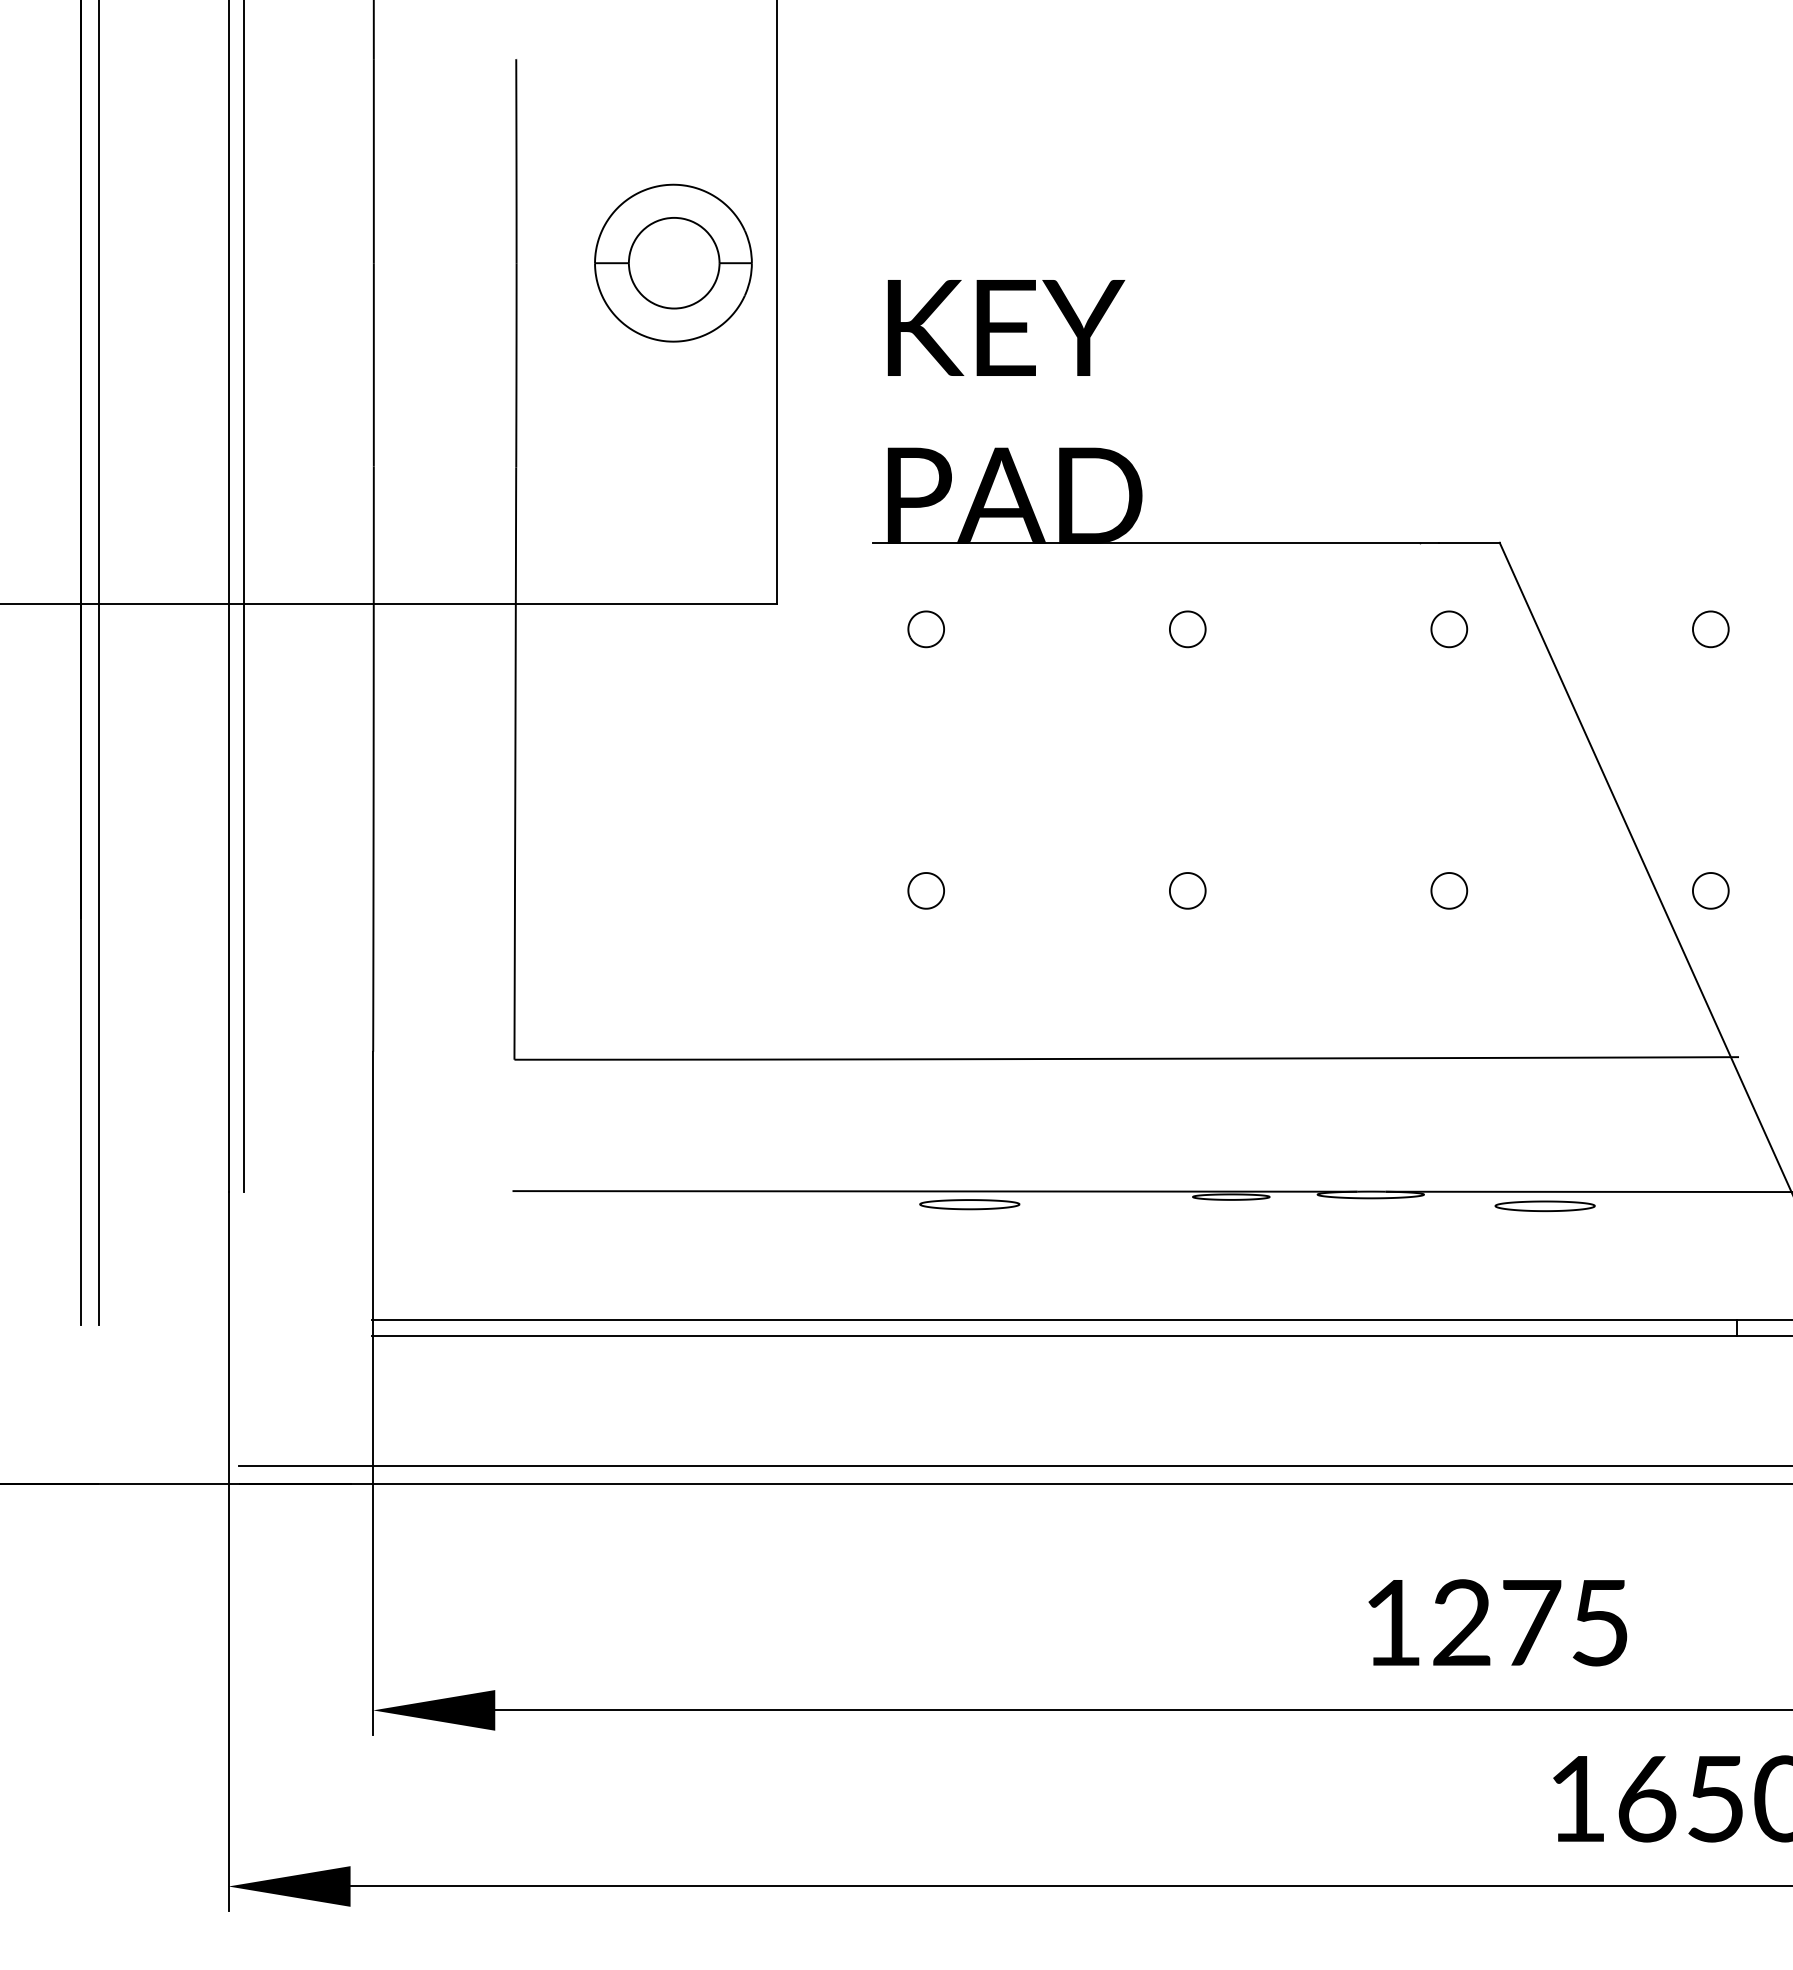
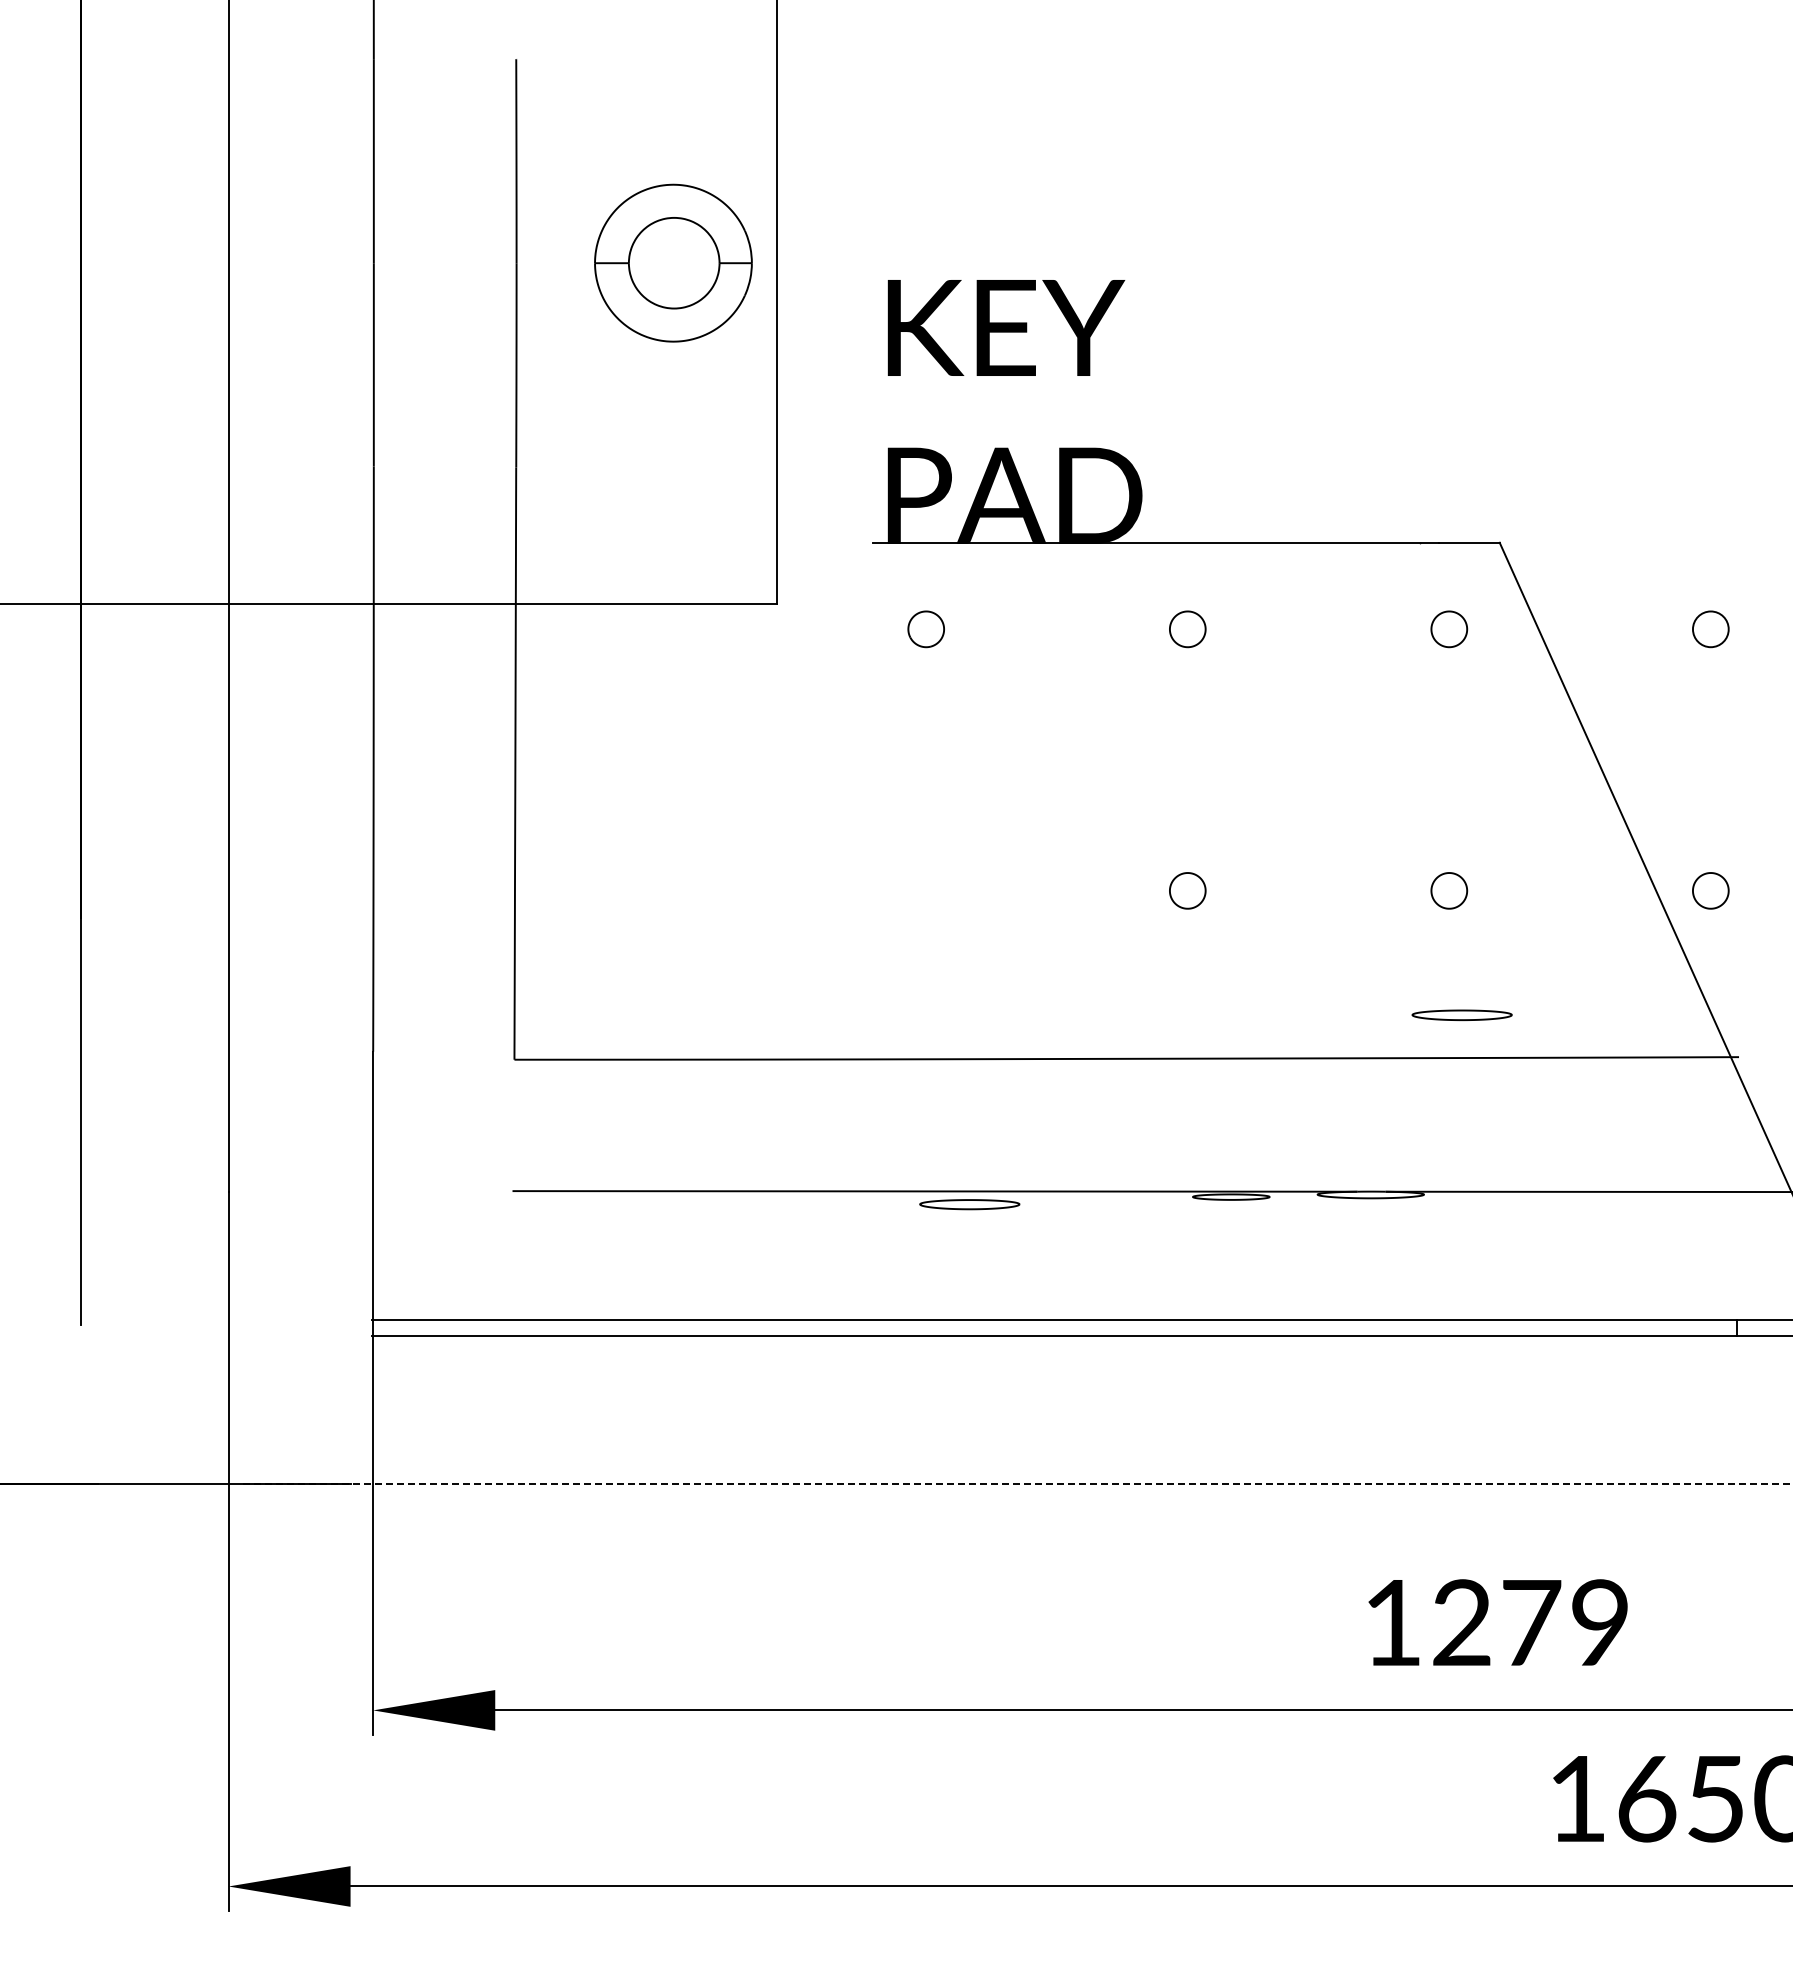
line: present -> none (244, 597)
line: present -> none (98, 663)
part: present -> none (925, 890)
part position: (1544, 1206) -> (1461, 1015) (1461, 1015)
line: present -> none (1014, 1465)
line: solid -> dashed (1015, 1483)
text: 1275 -> 1279 (1599, 1622)
